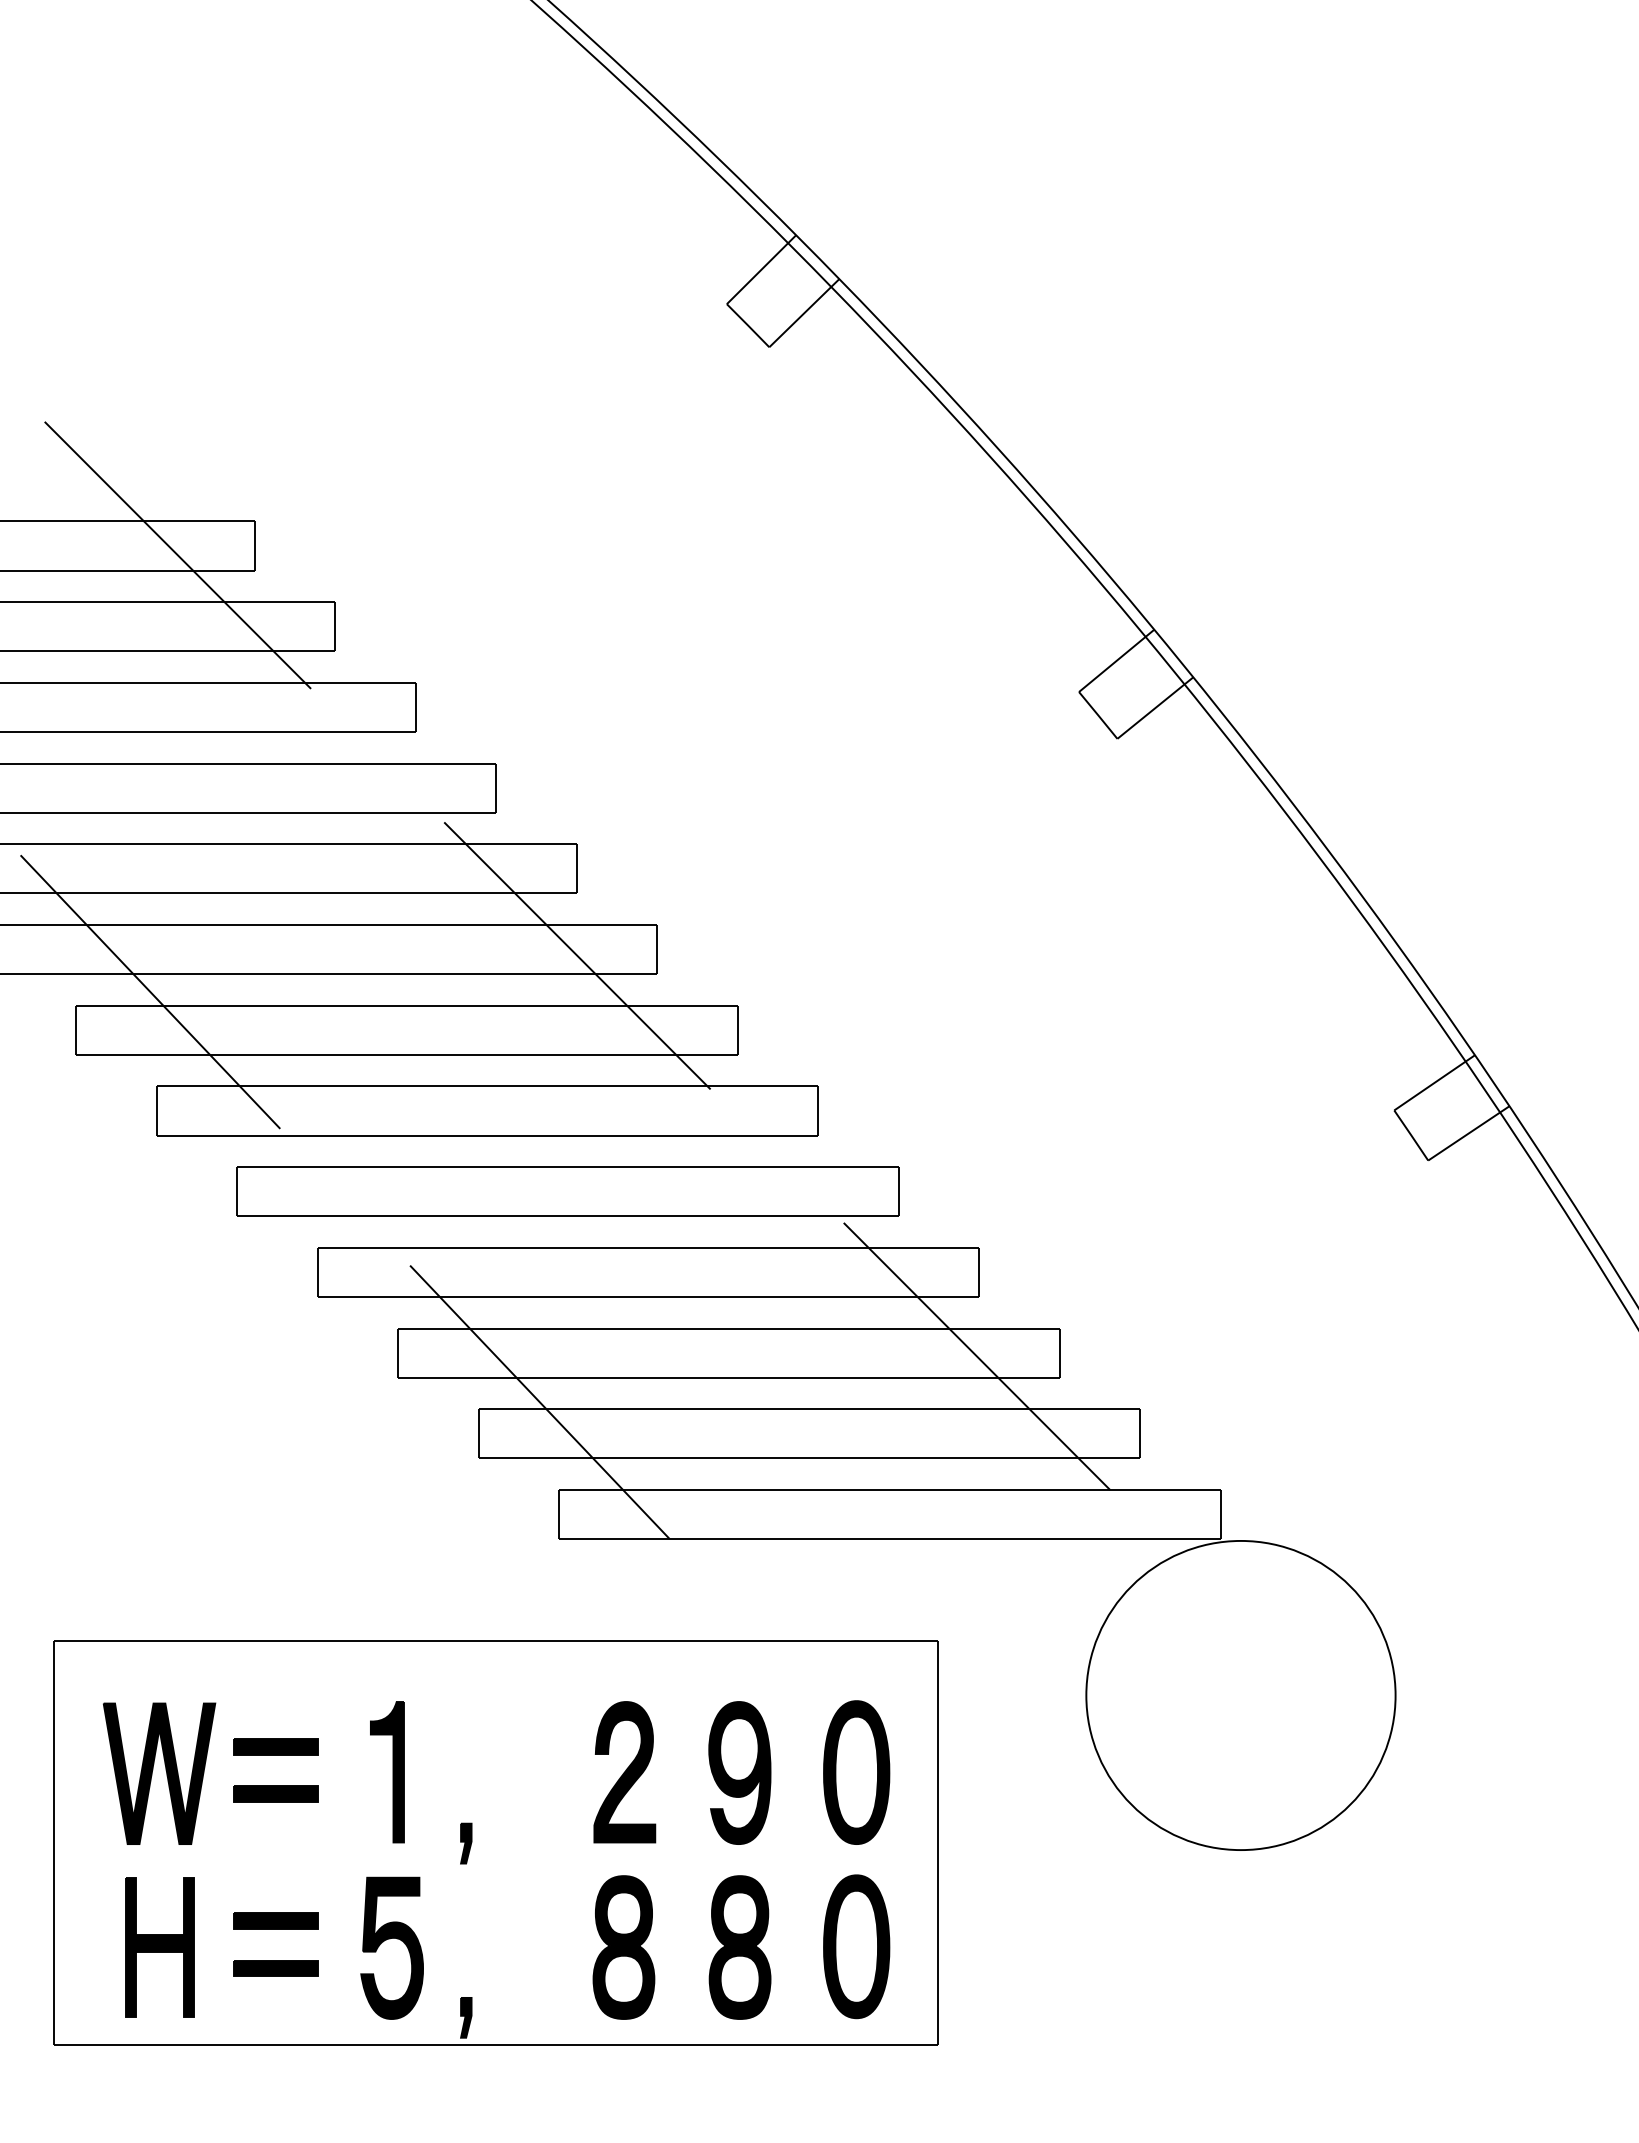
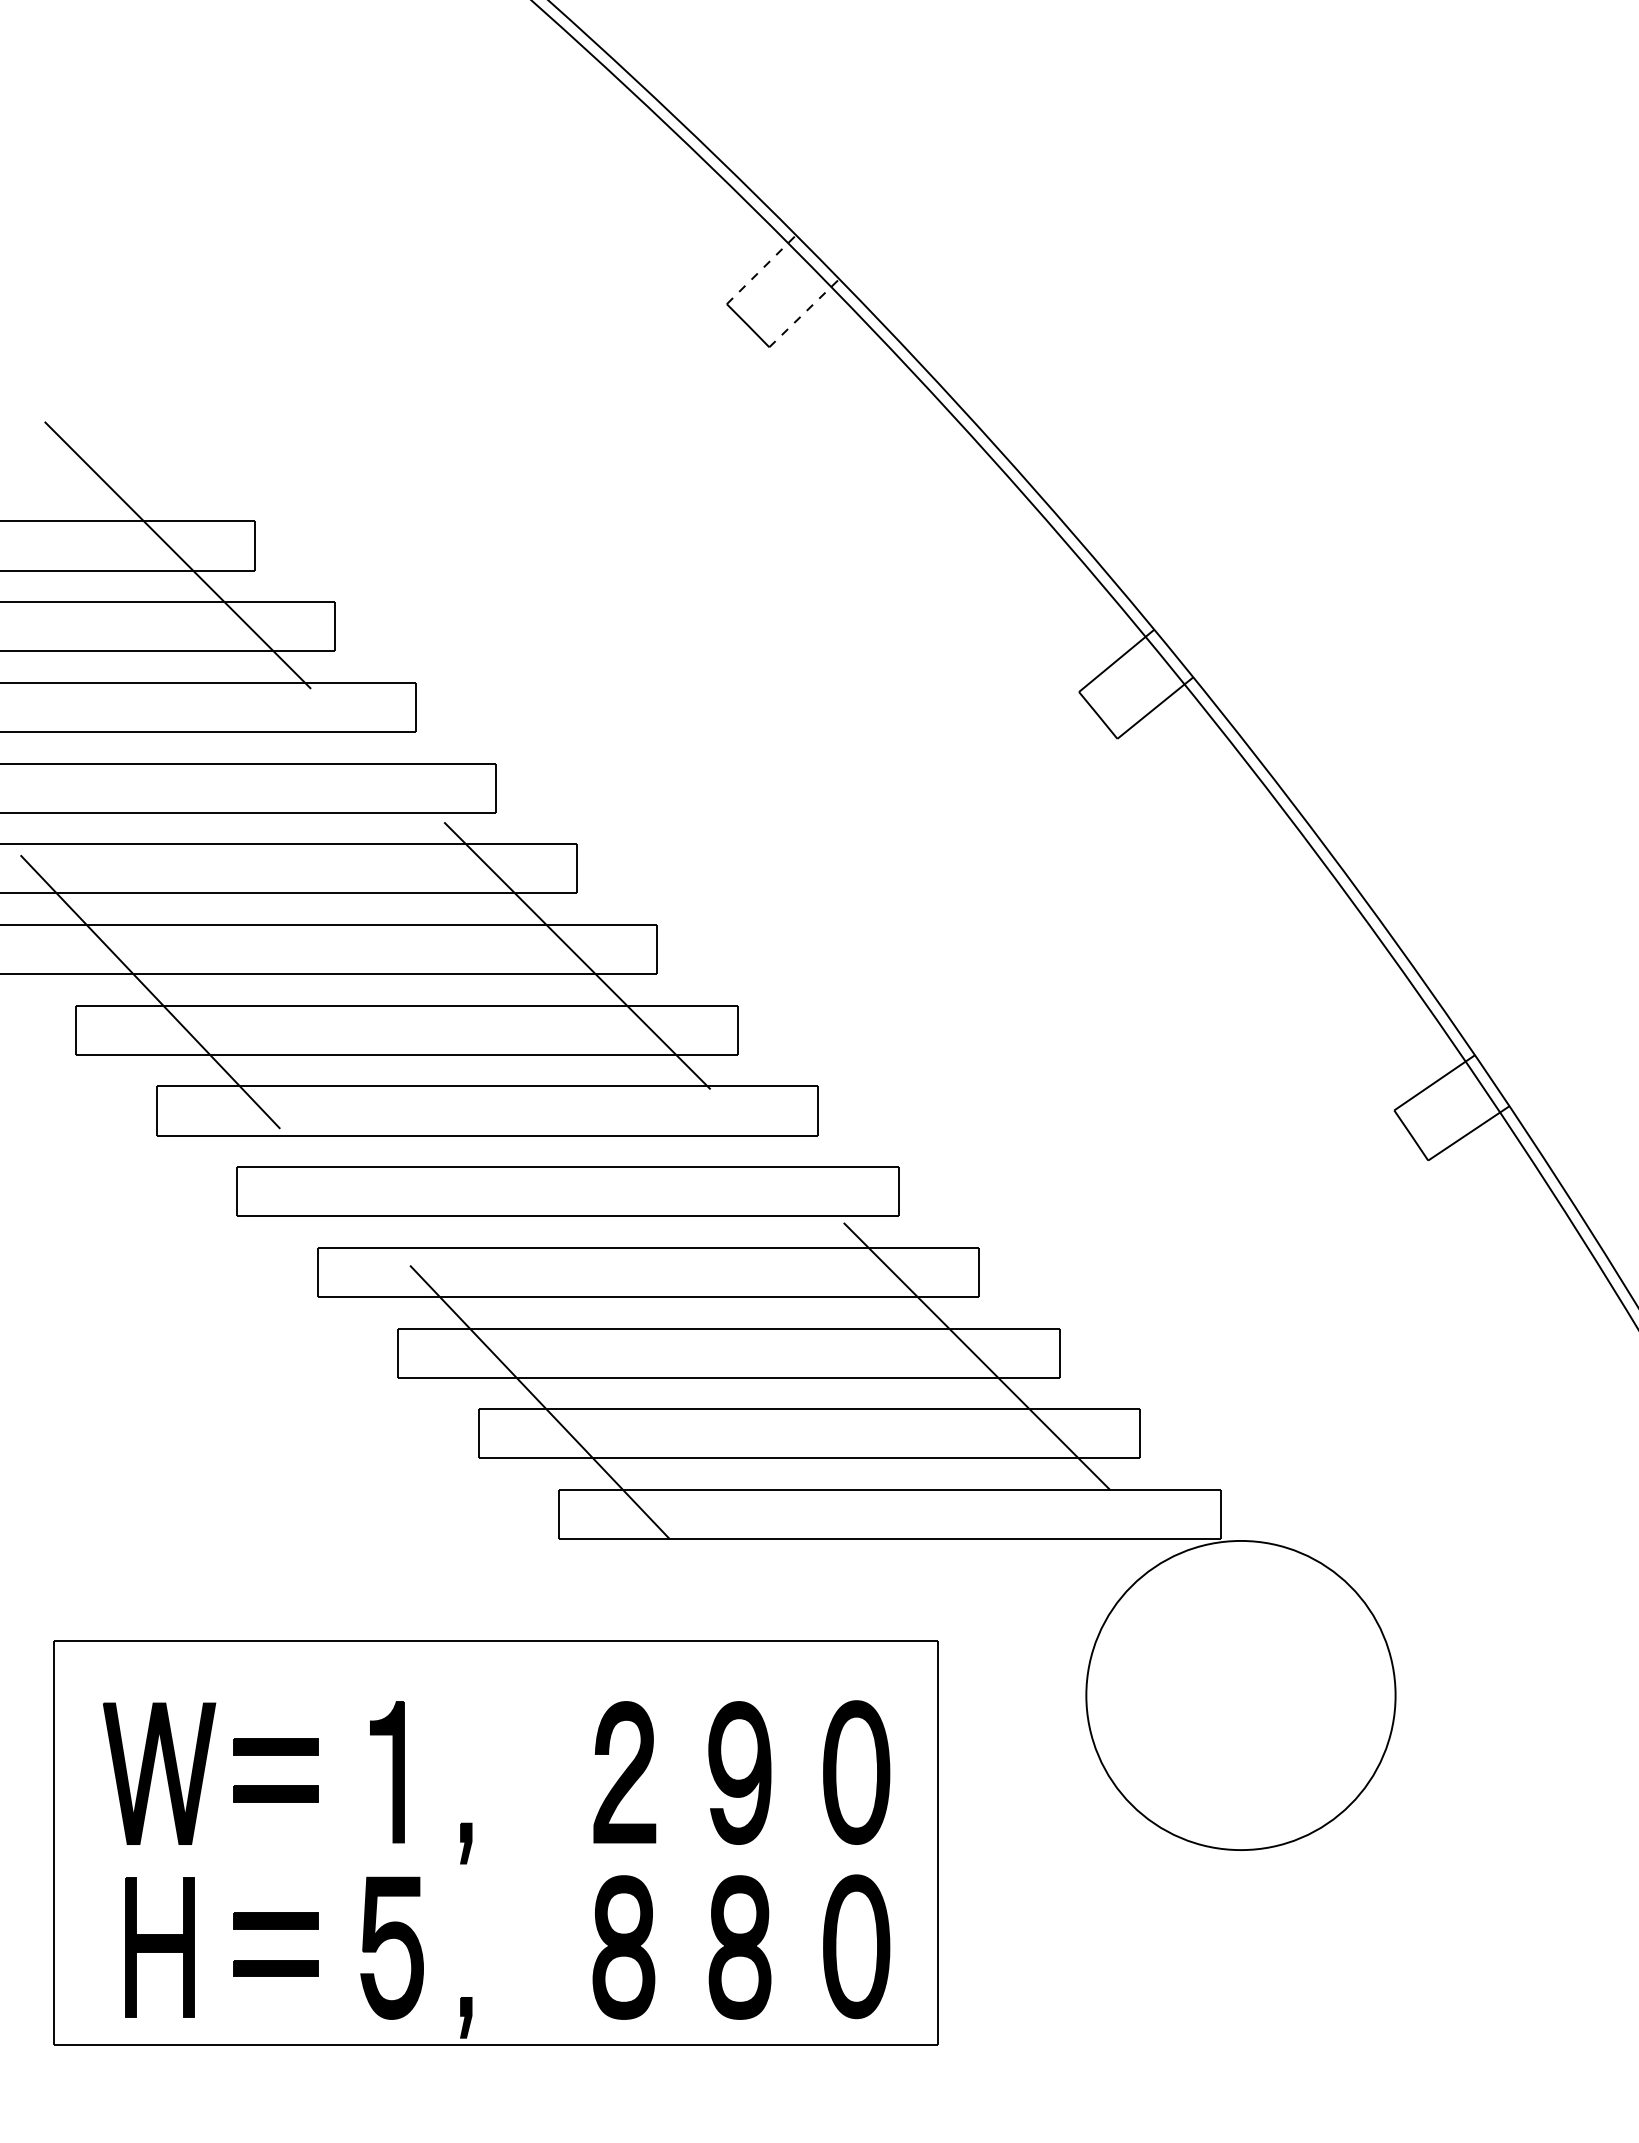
line: solid -> dashed (761, 269)
line: solid -> dashed (804, 313)
